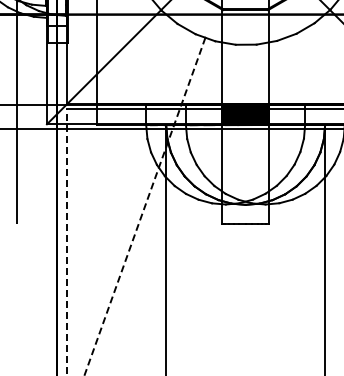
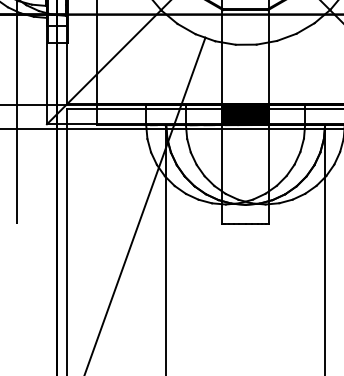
line: dashed -> solid (144, 207)
line: dashed -> solid (66, 241)
